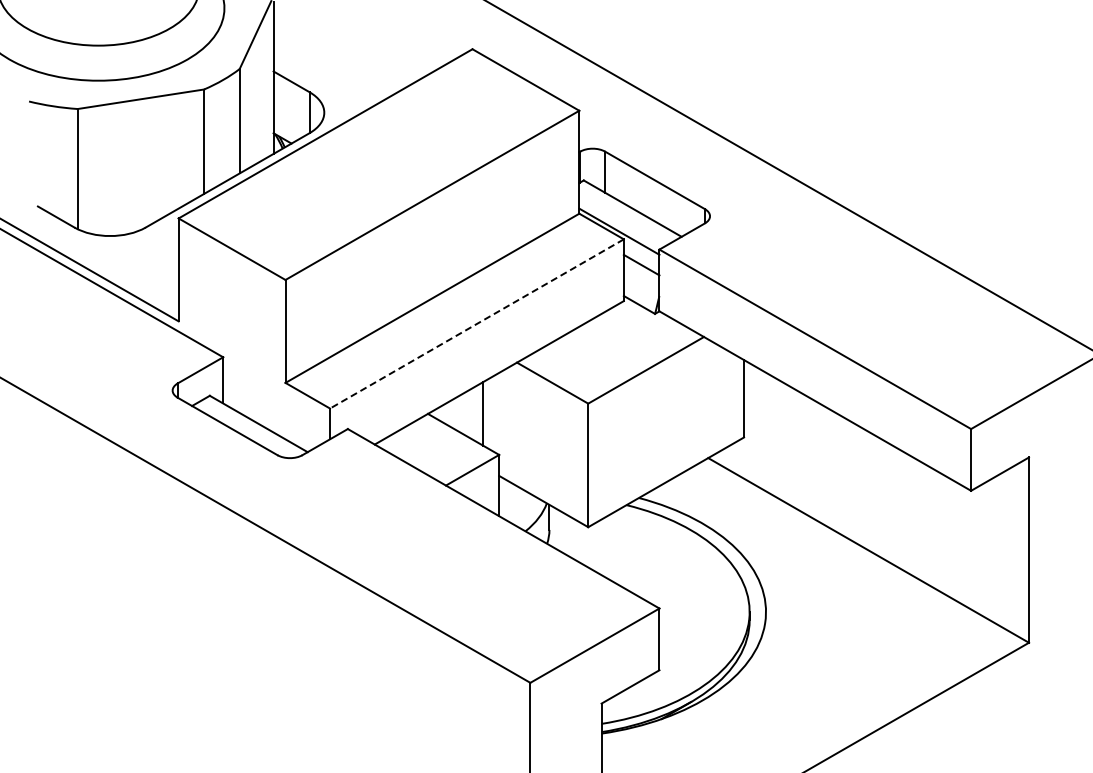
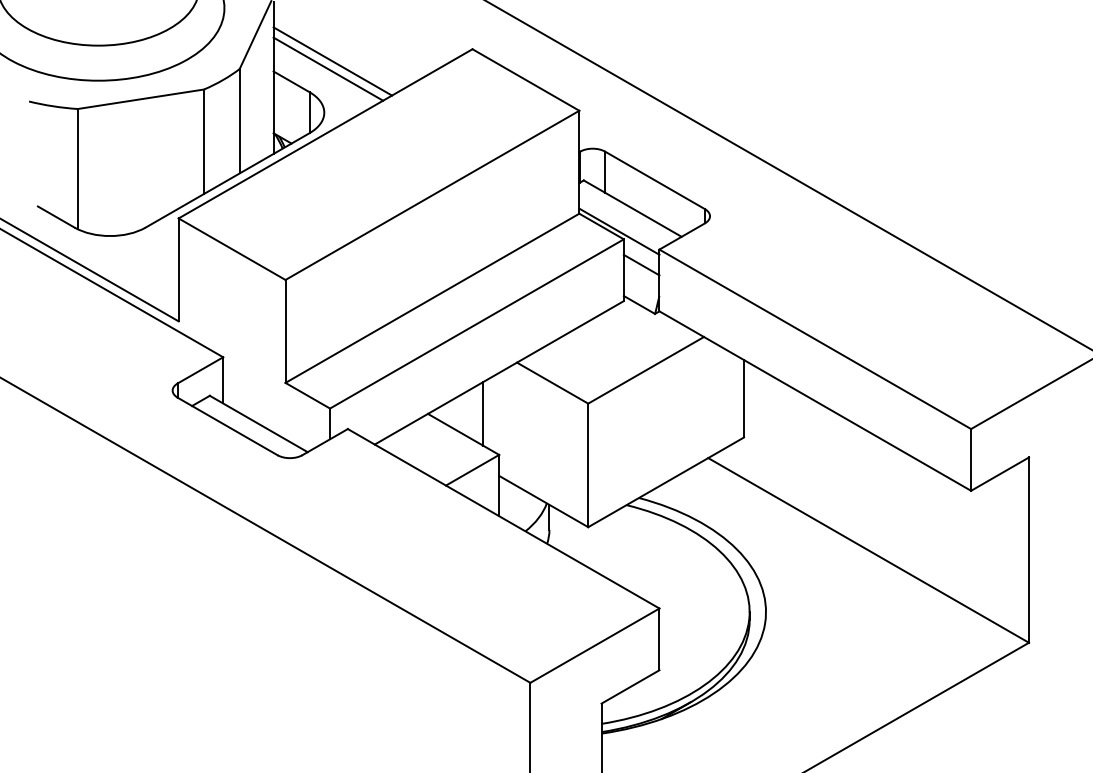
line: none -> present (332, 61)
line: none -> present (328, 68)
line: dashed -> solid (476, 323)
